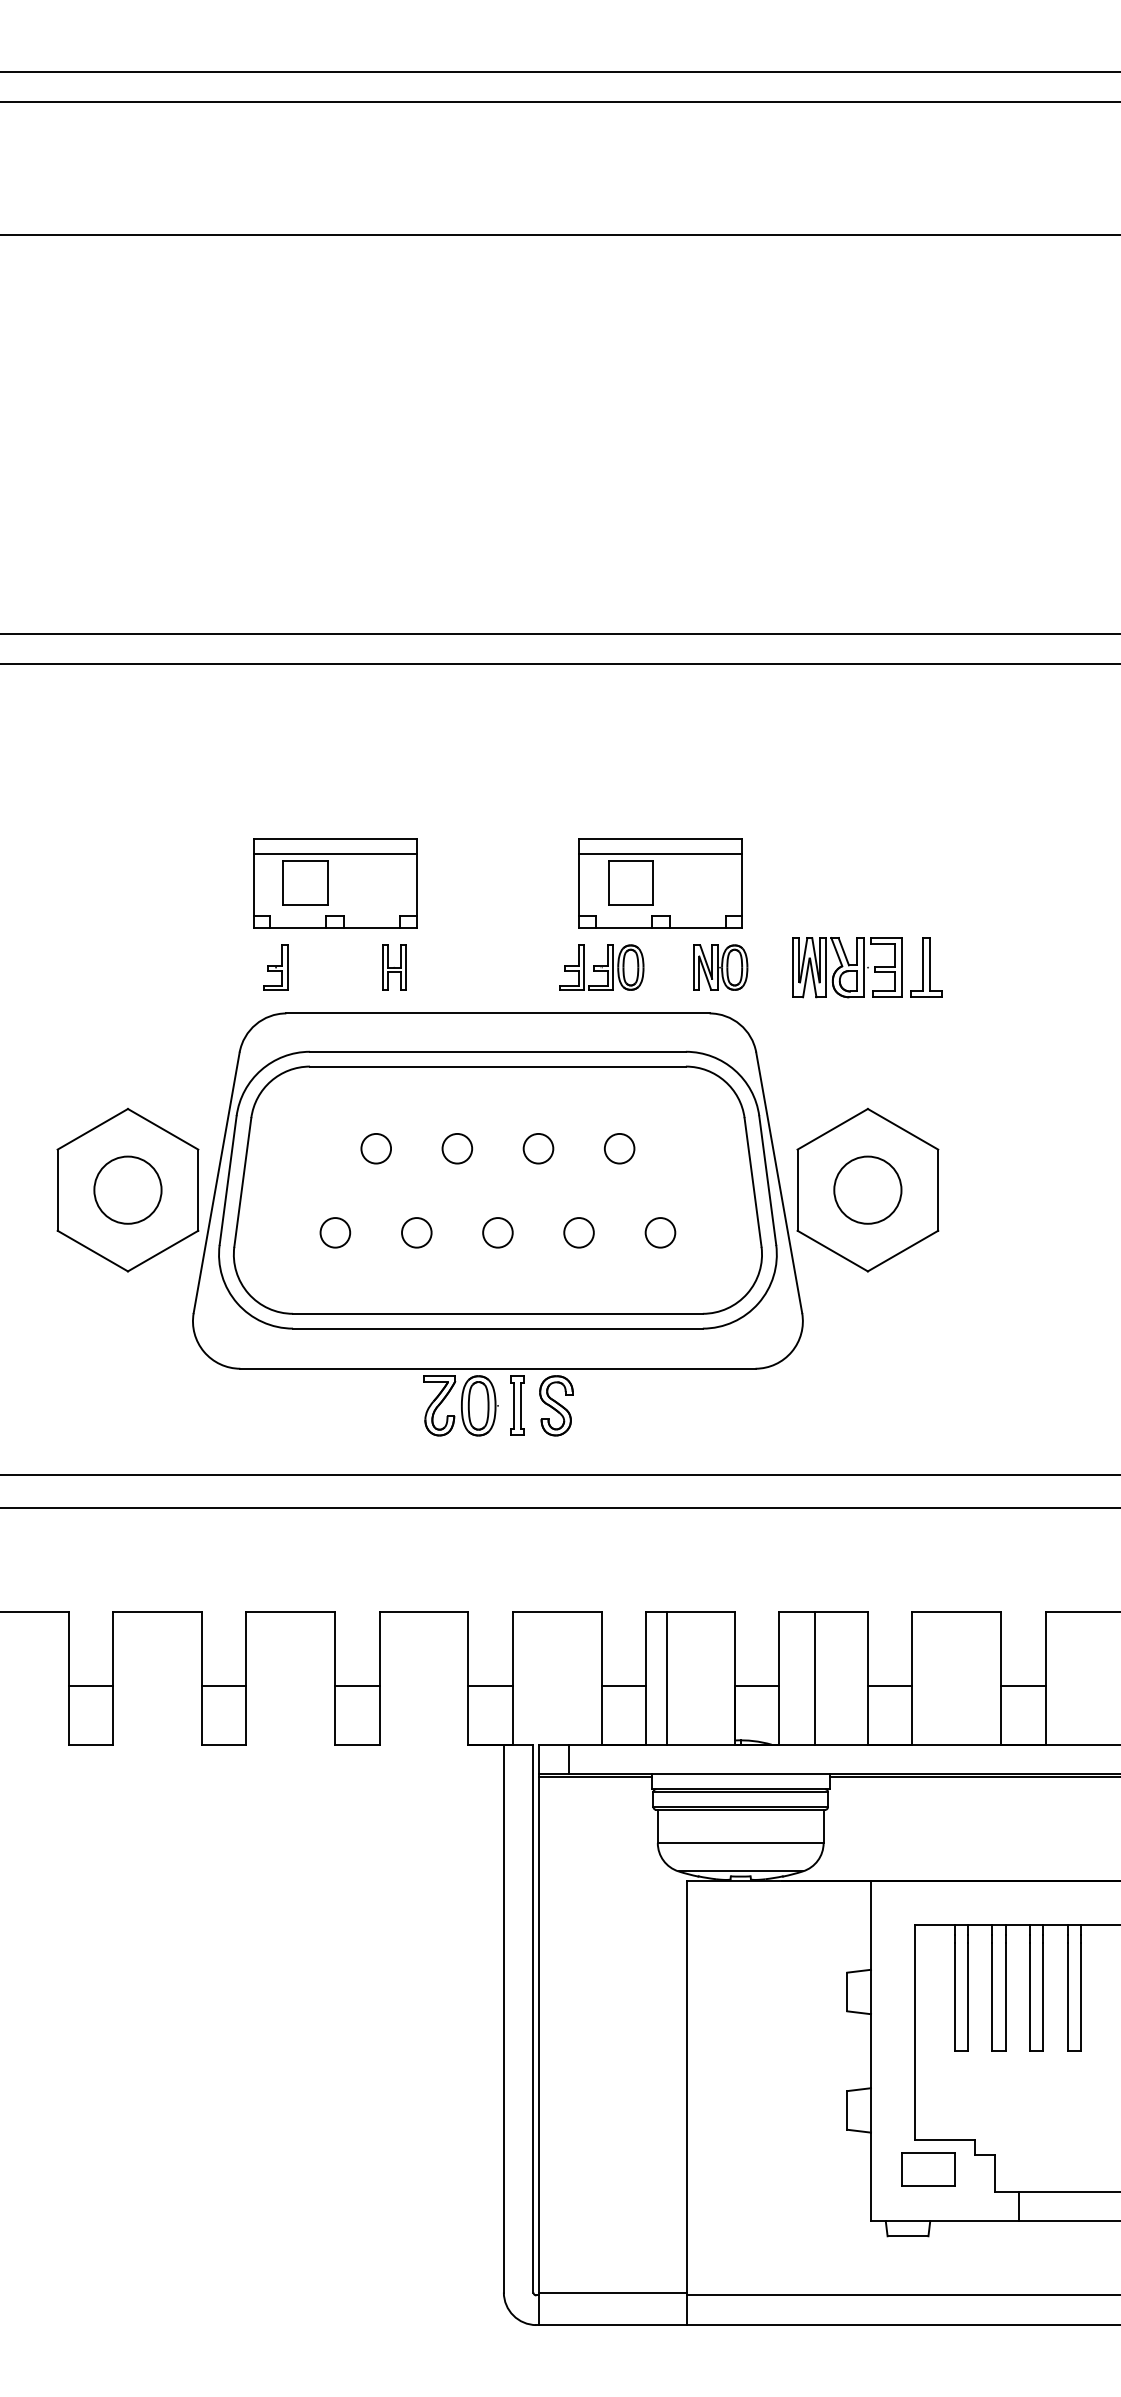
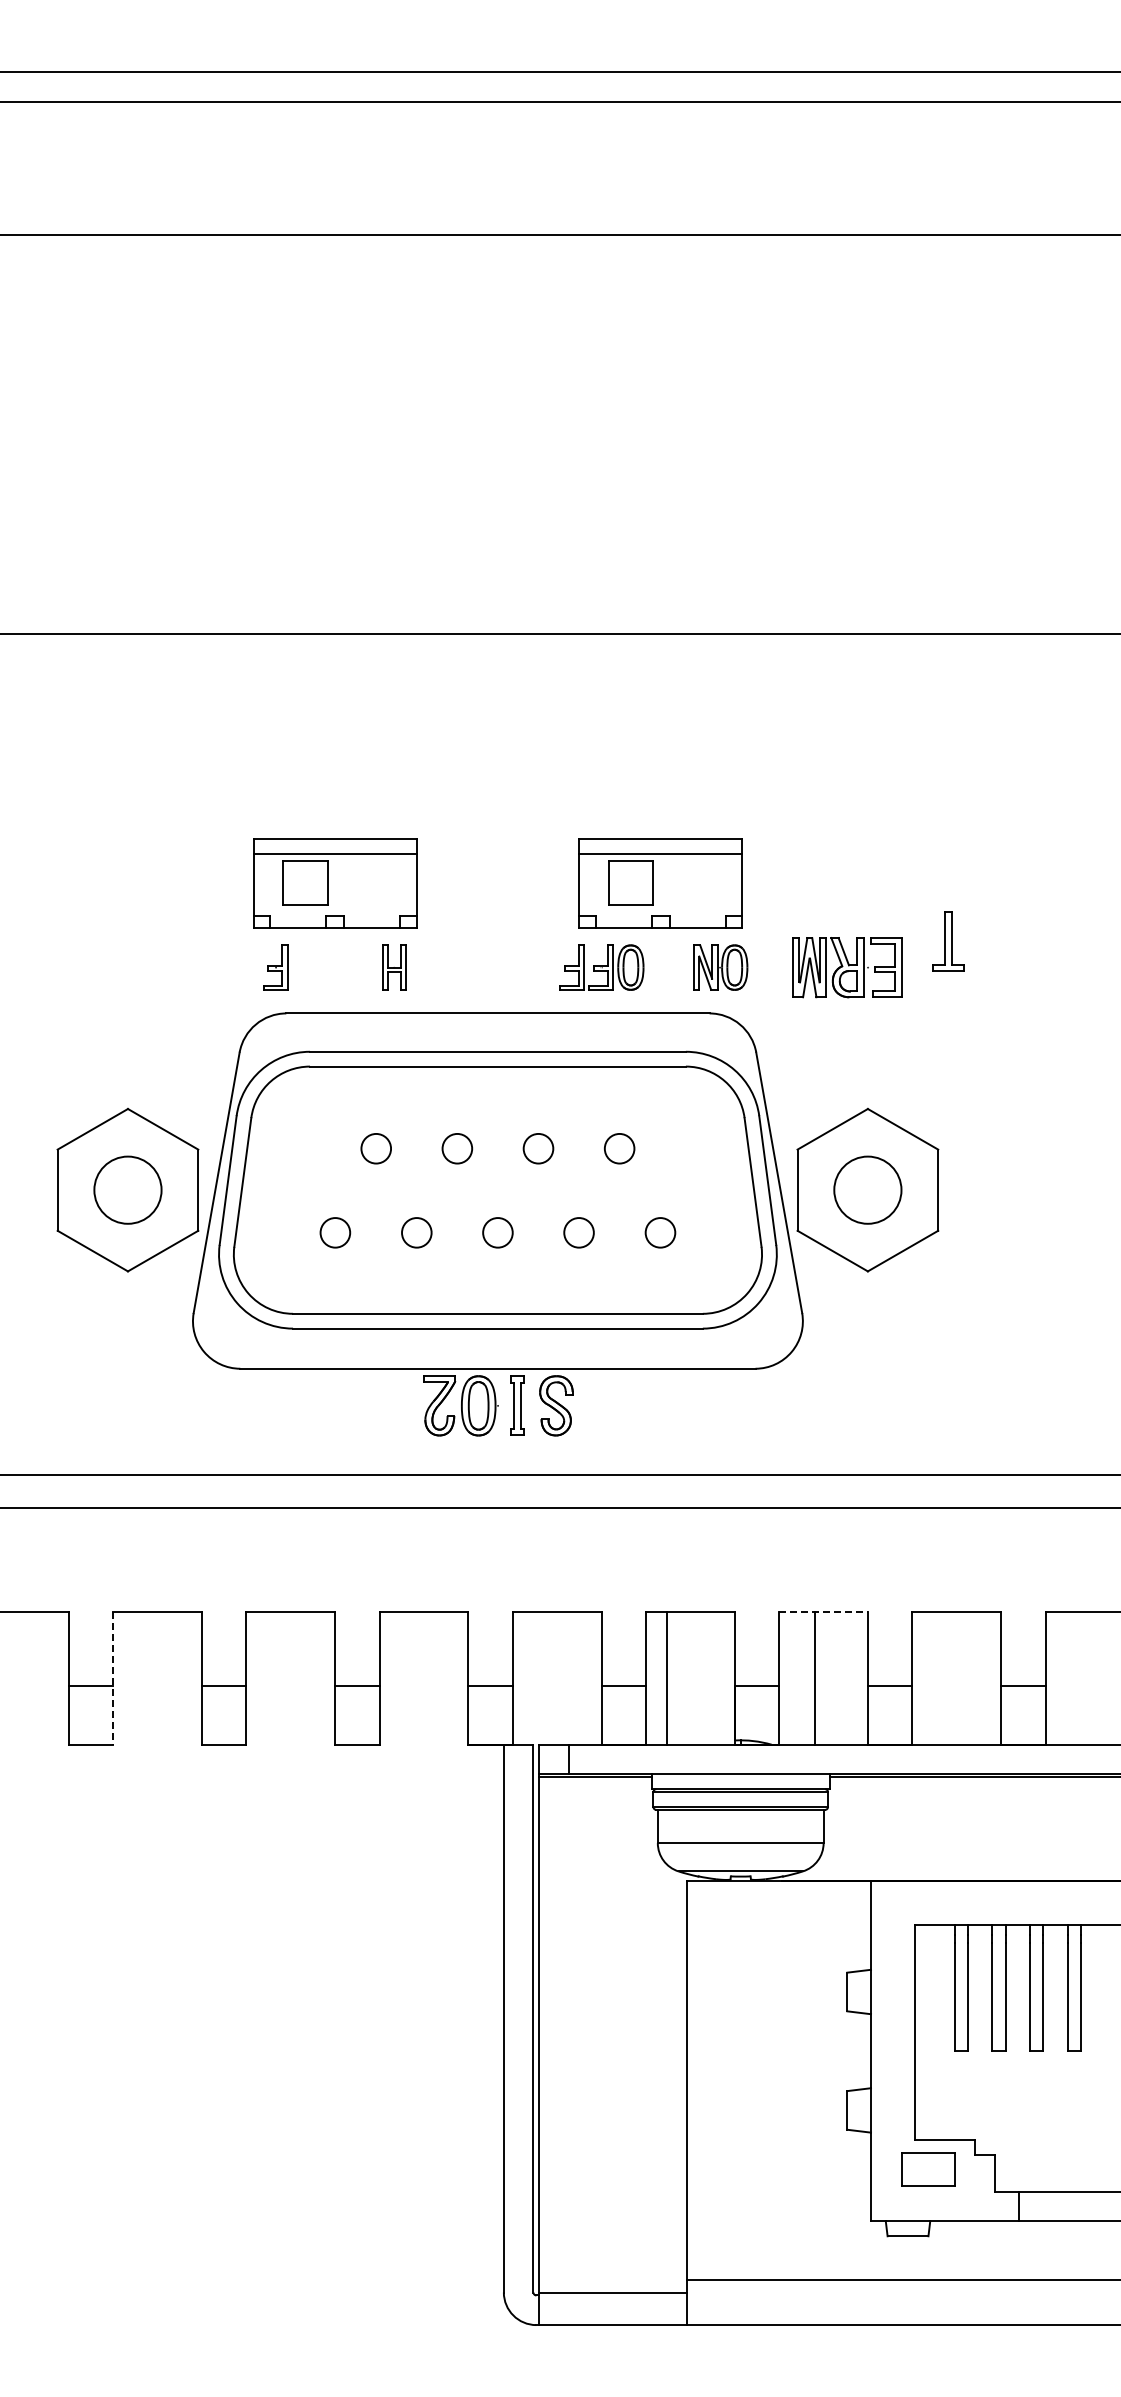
line: present -> none (559, 664)
part position: (926, 967) -> (948, 941) (948, 941)
line: solid -> dashed (824, 1611)
line: solid -> dashed (113, 1678)
line position: (902, 2295) -> (902, 2280) (902, 2280)
